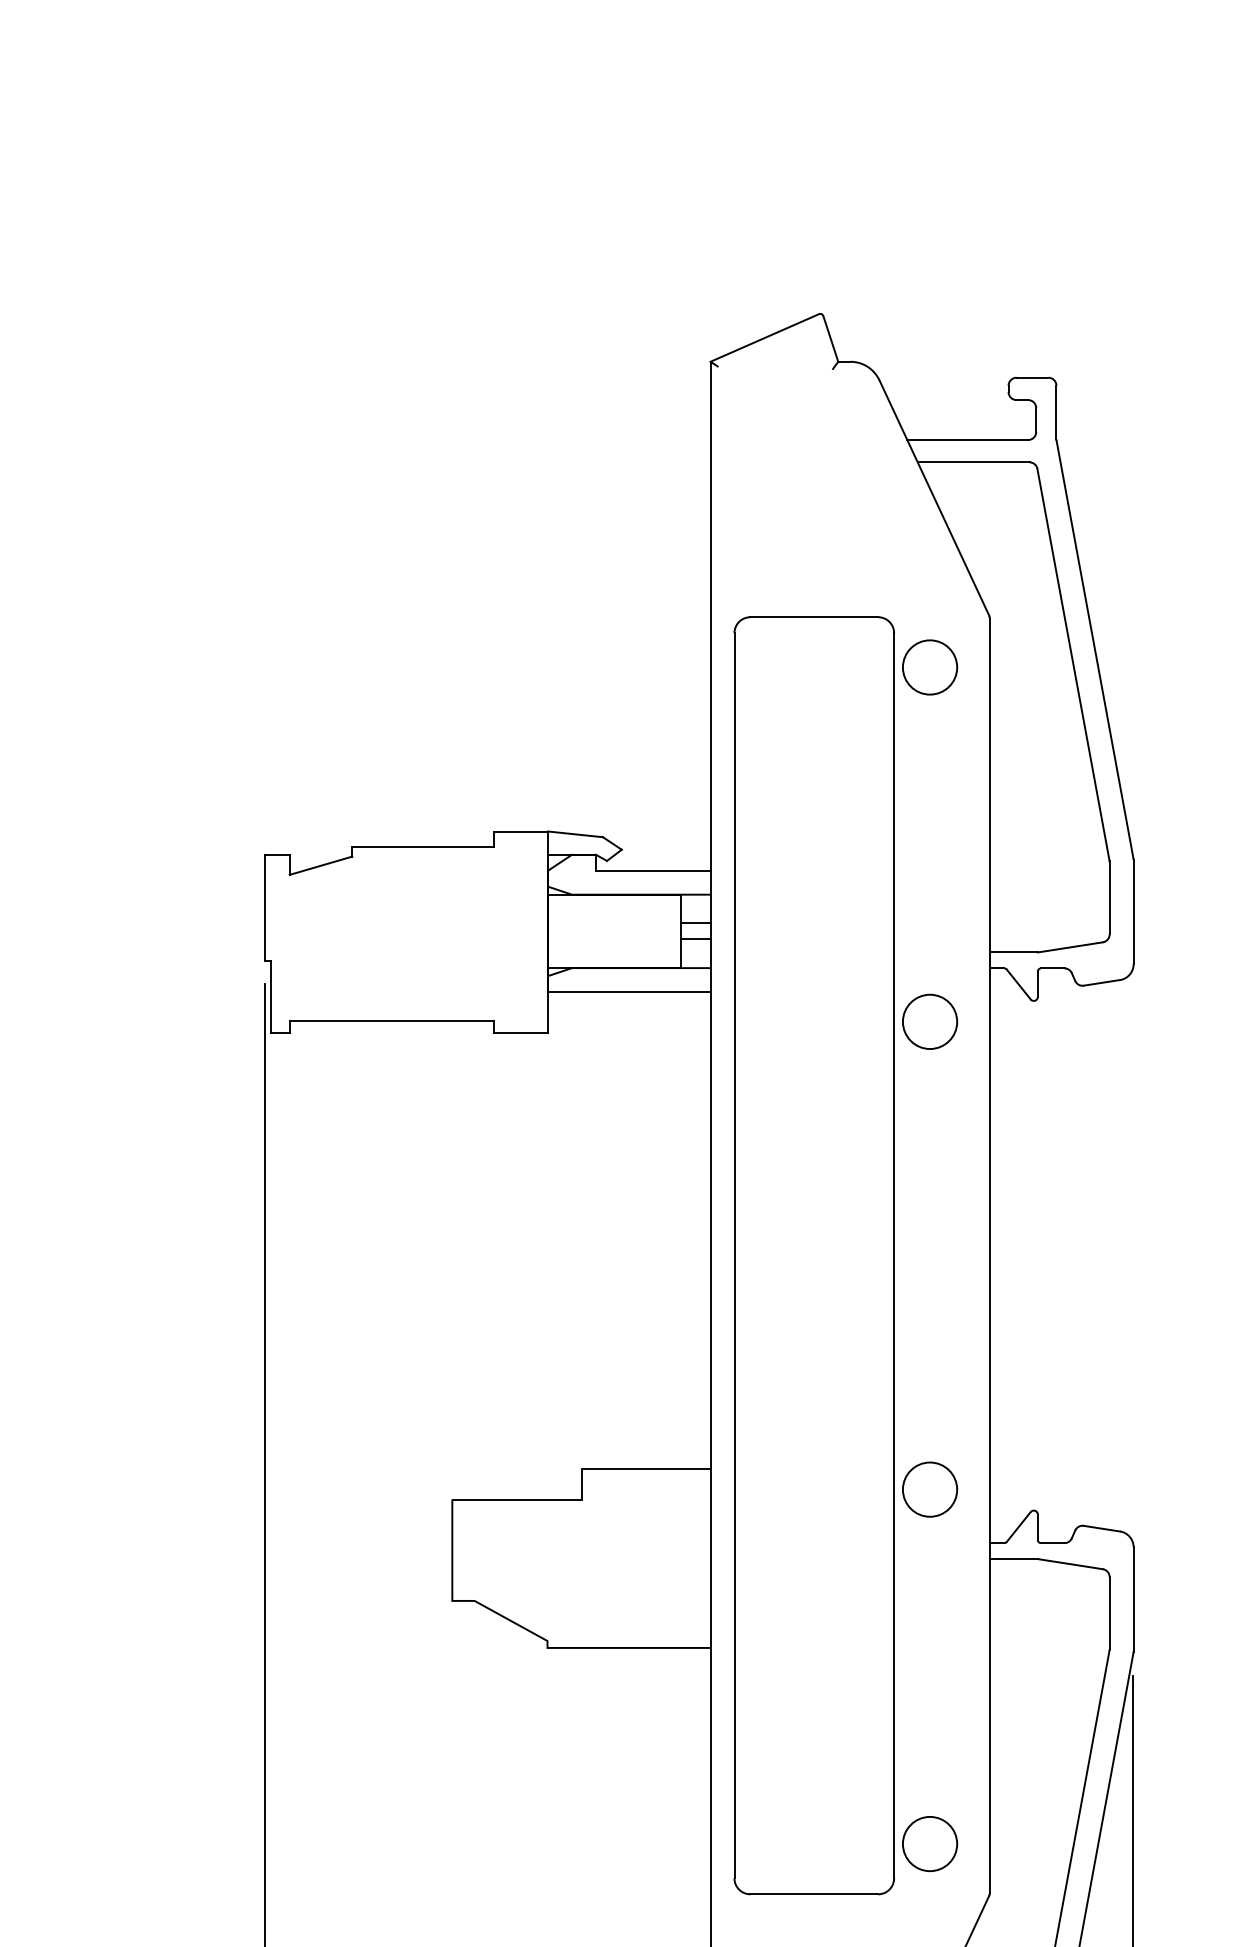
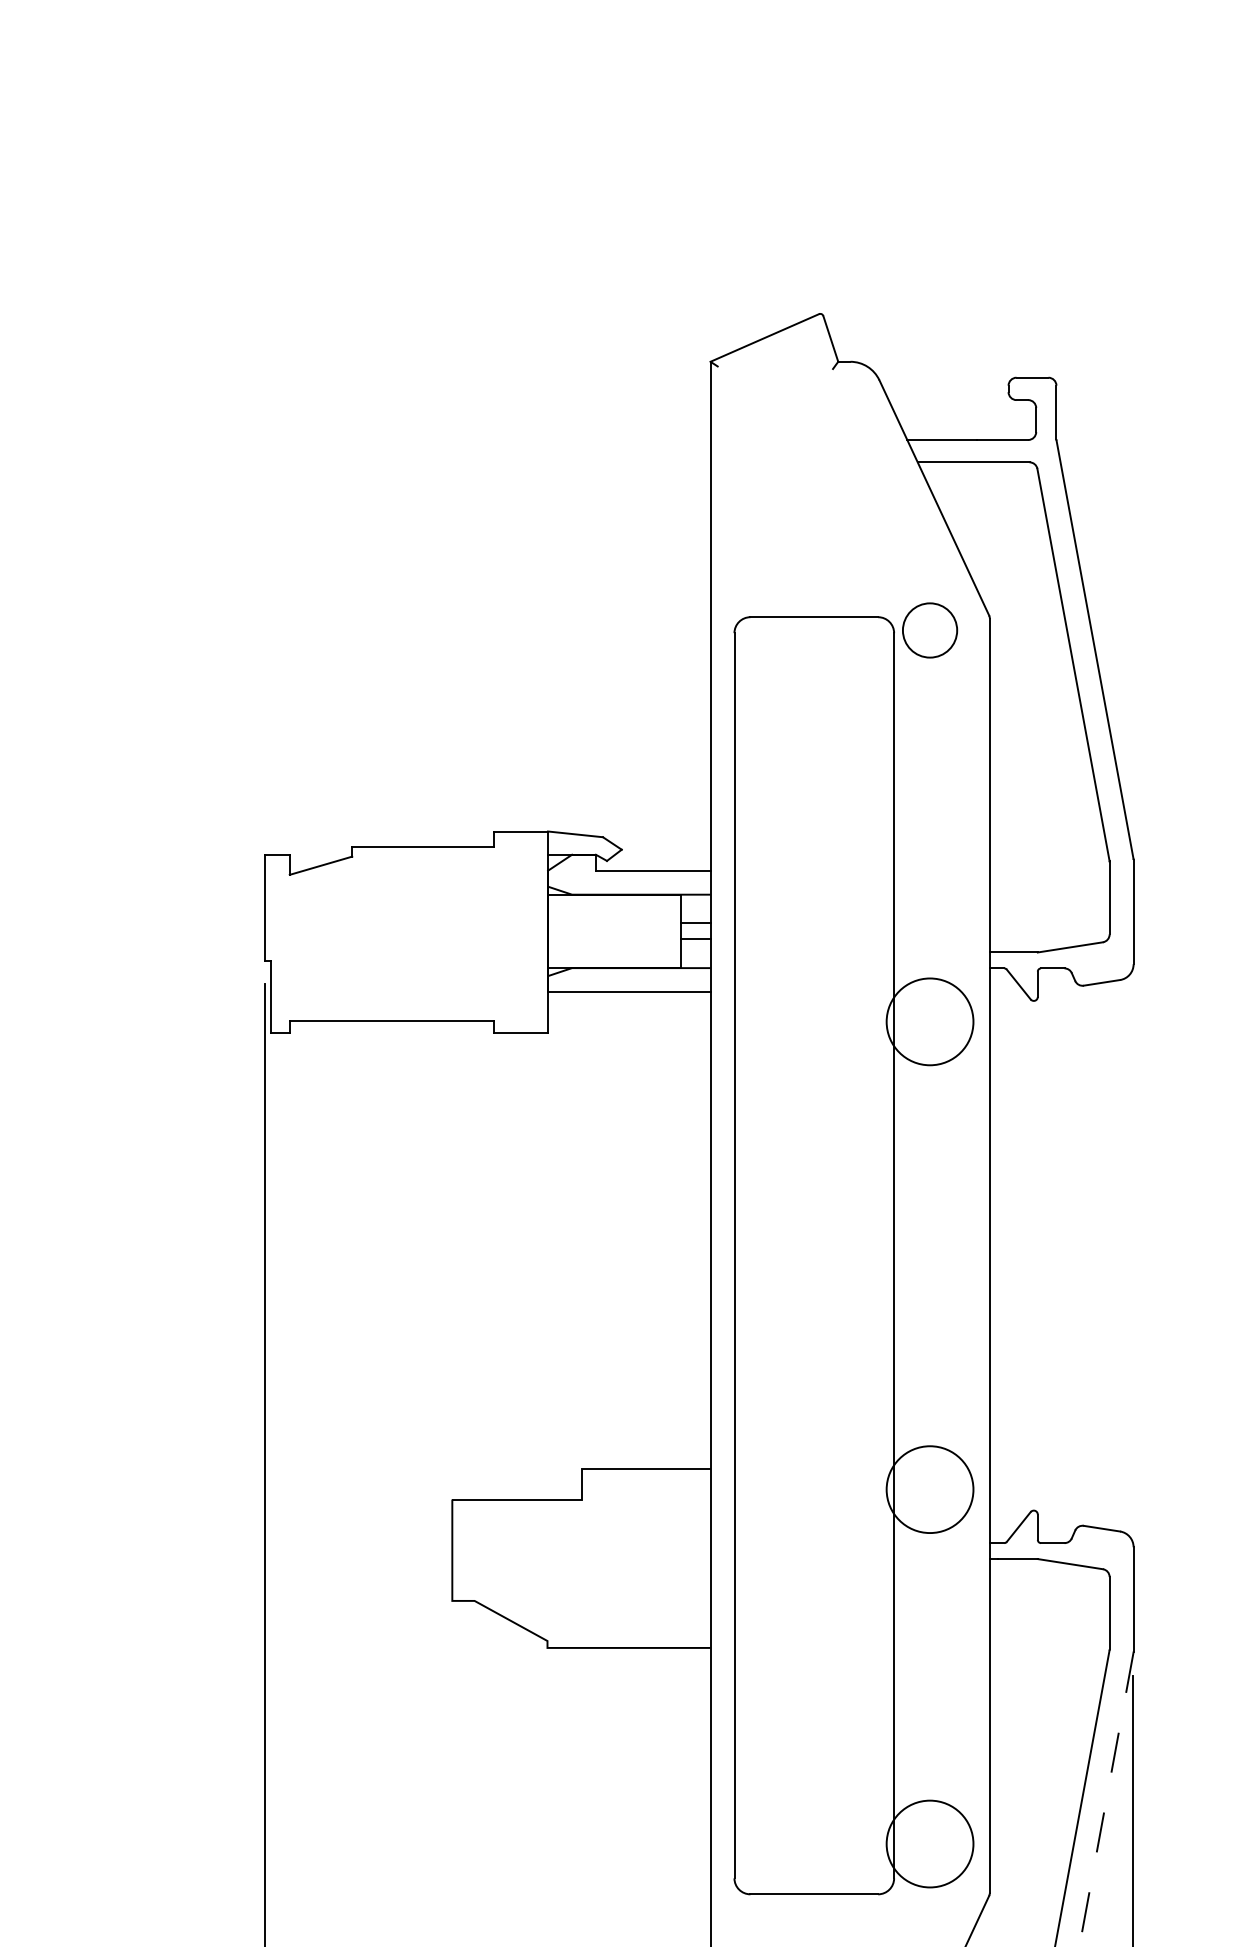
circle position: (930, 667) -> (930, 630) (930, 630)
circle diameter: 54 px -> 87 px (929, 1021)
circle diameter: 54 px -> 87 px (929, 1489)
line: solid -> dashed (1106, 1800)
circle diameter: 54 px -> 87 px (929, 1843)
